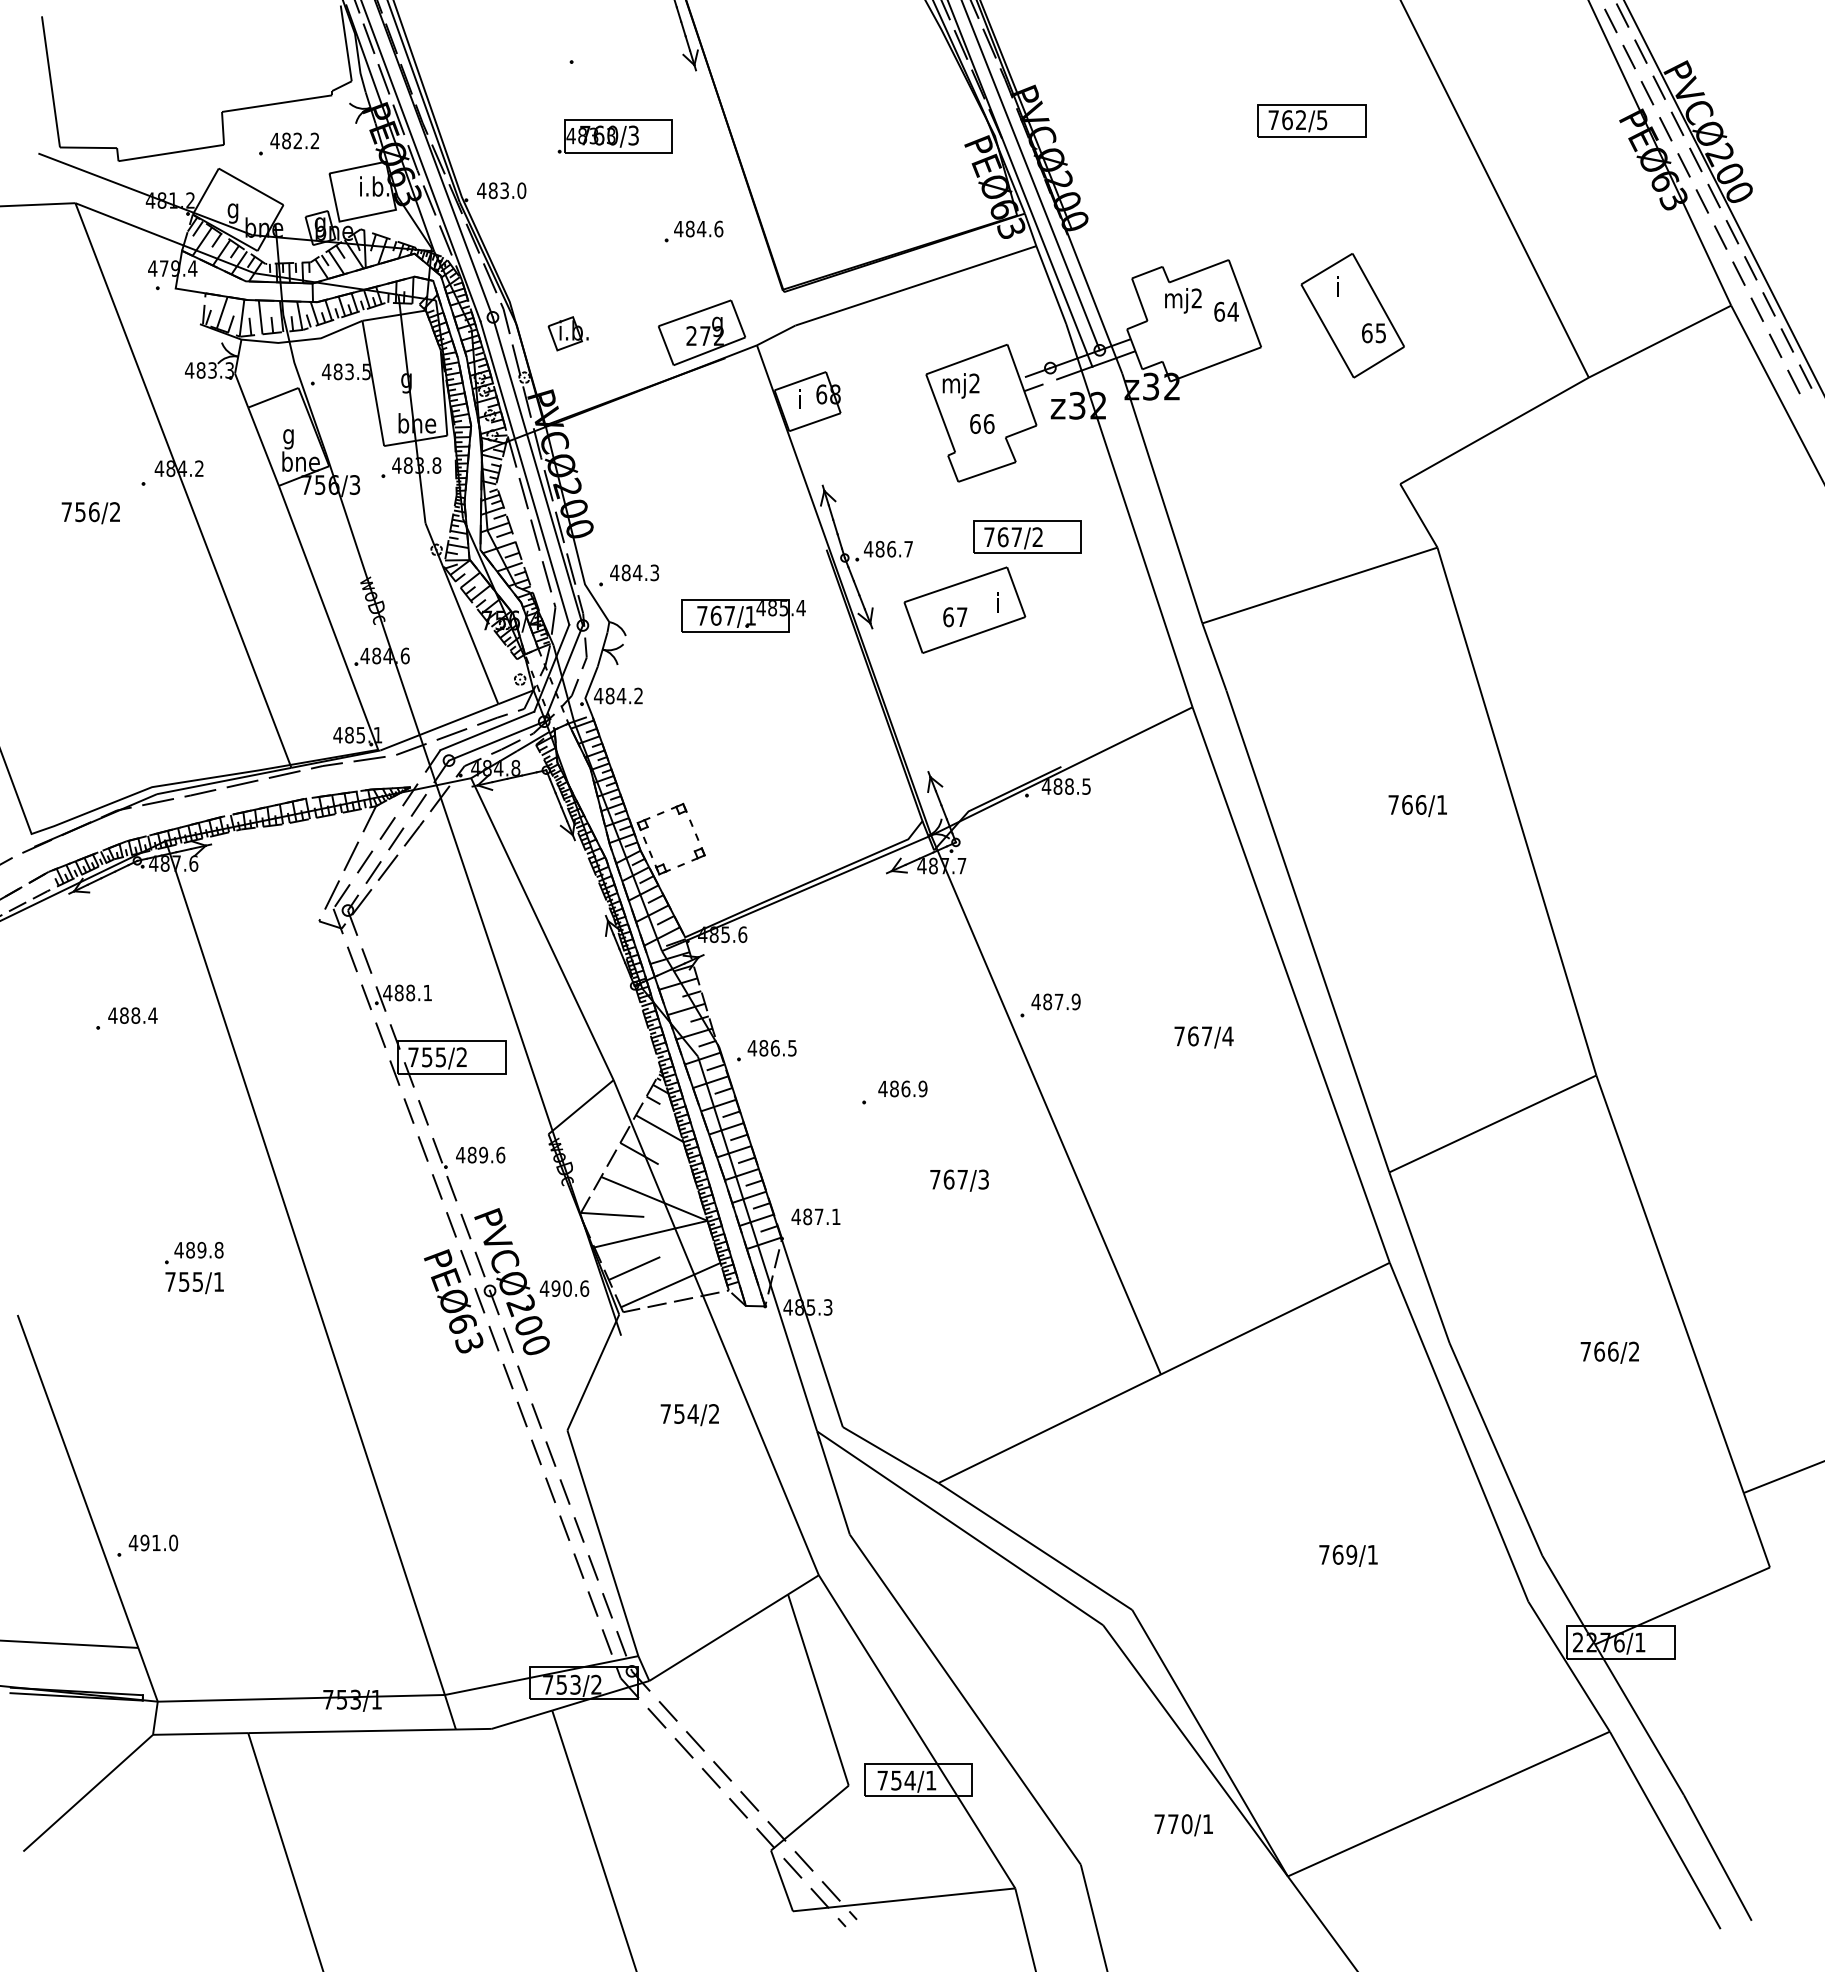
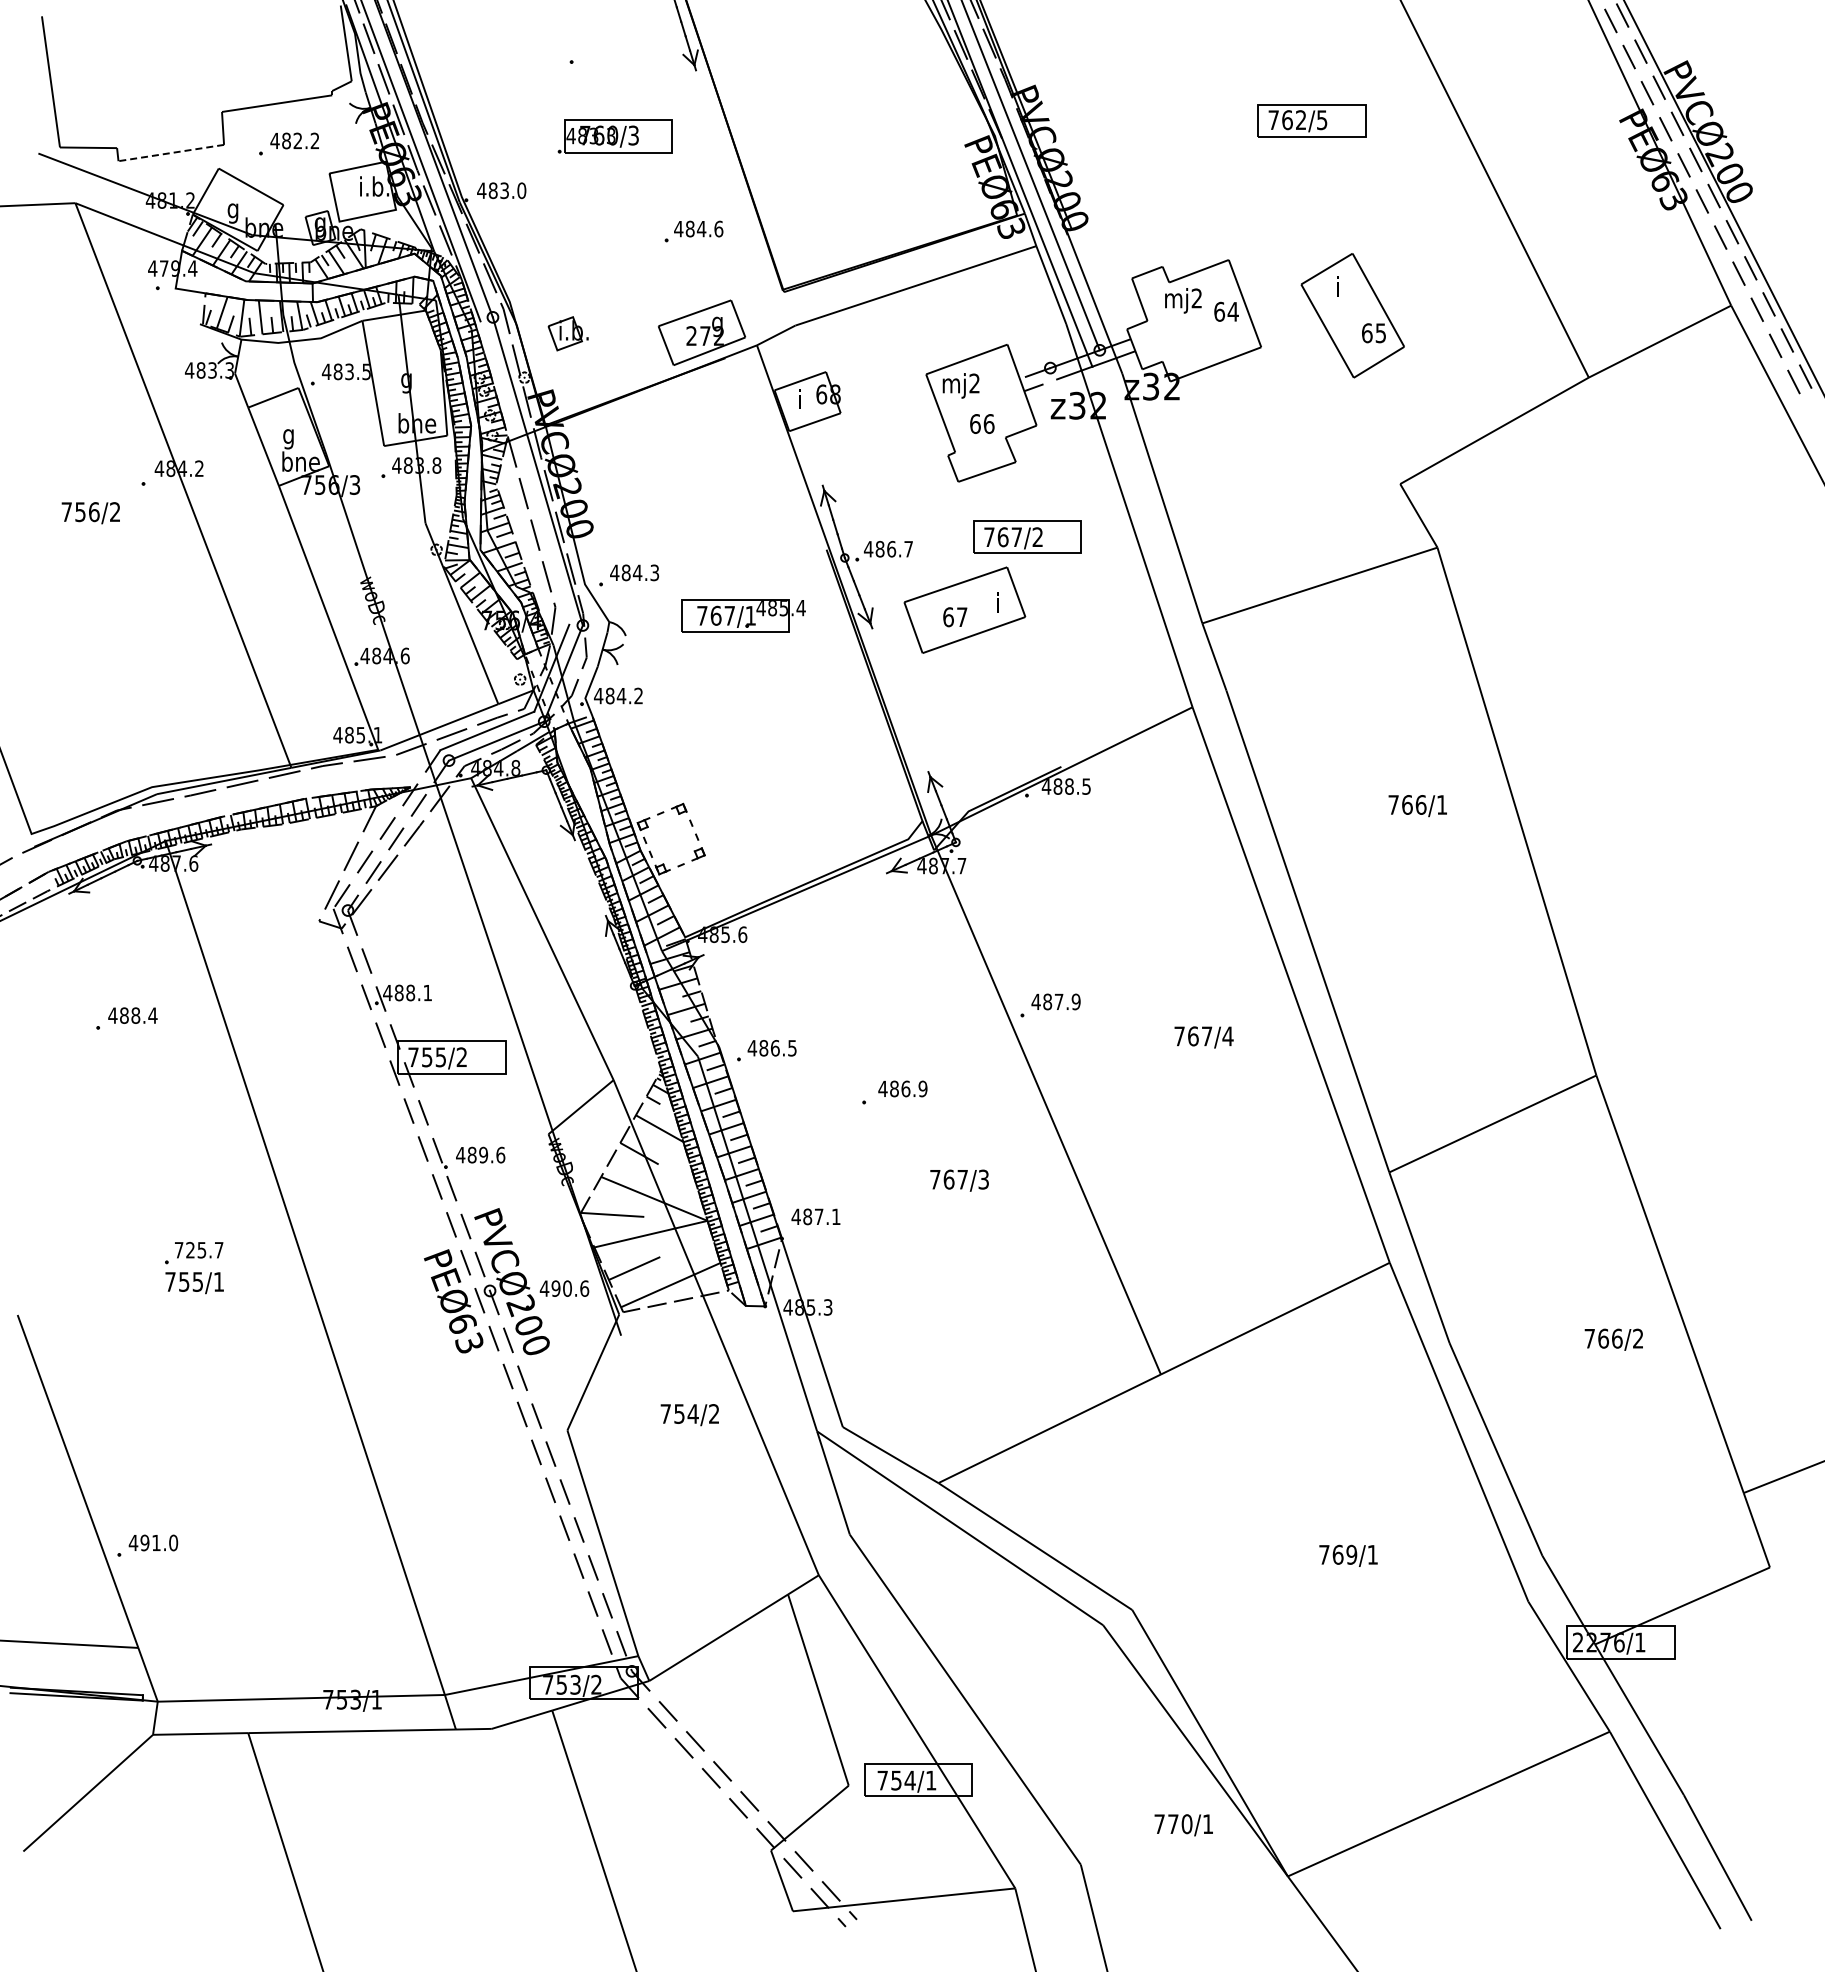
line: solid -> dashed (170, 153)
line: present -> none (524, 472)
text: 489.8 -> 725.7 (198, 1249)
text position: (1609, 1352) -> (1613, 1339) (1613, 1339)
